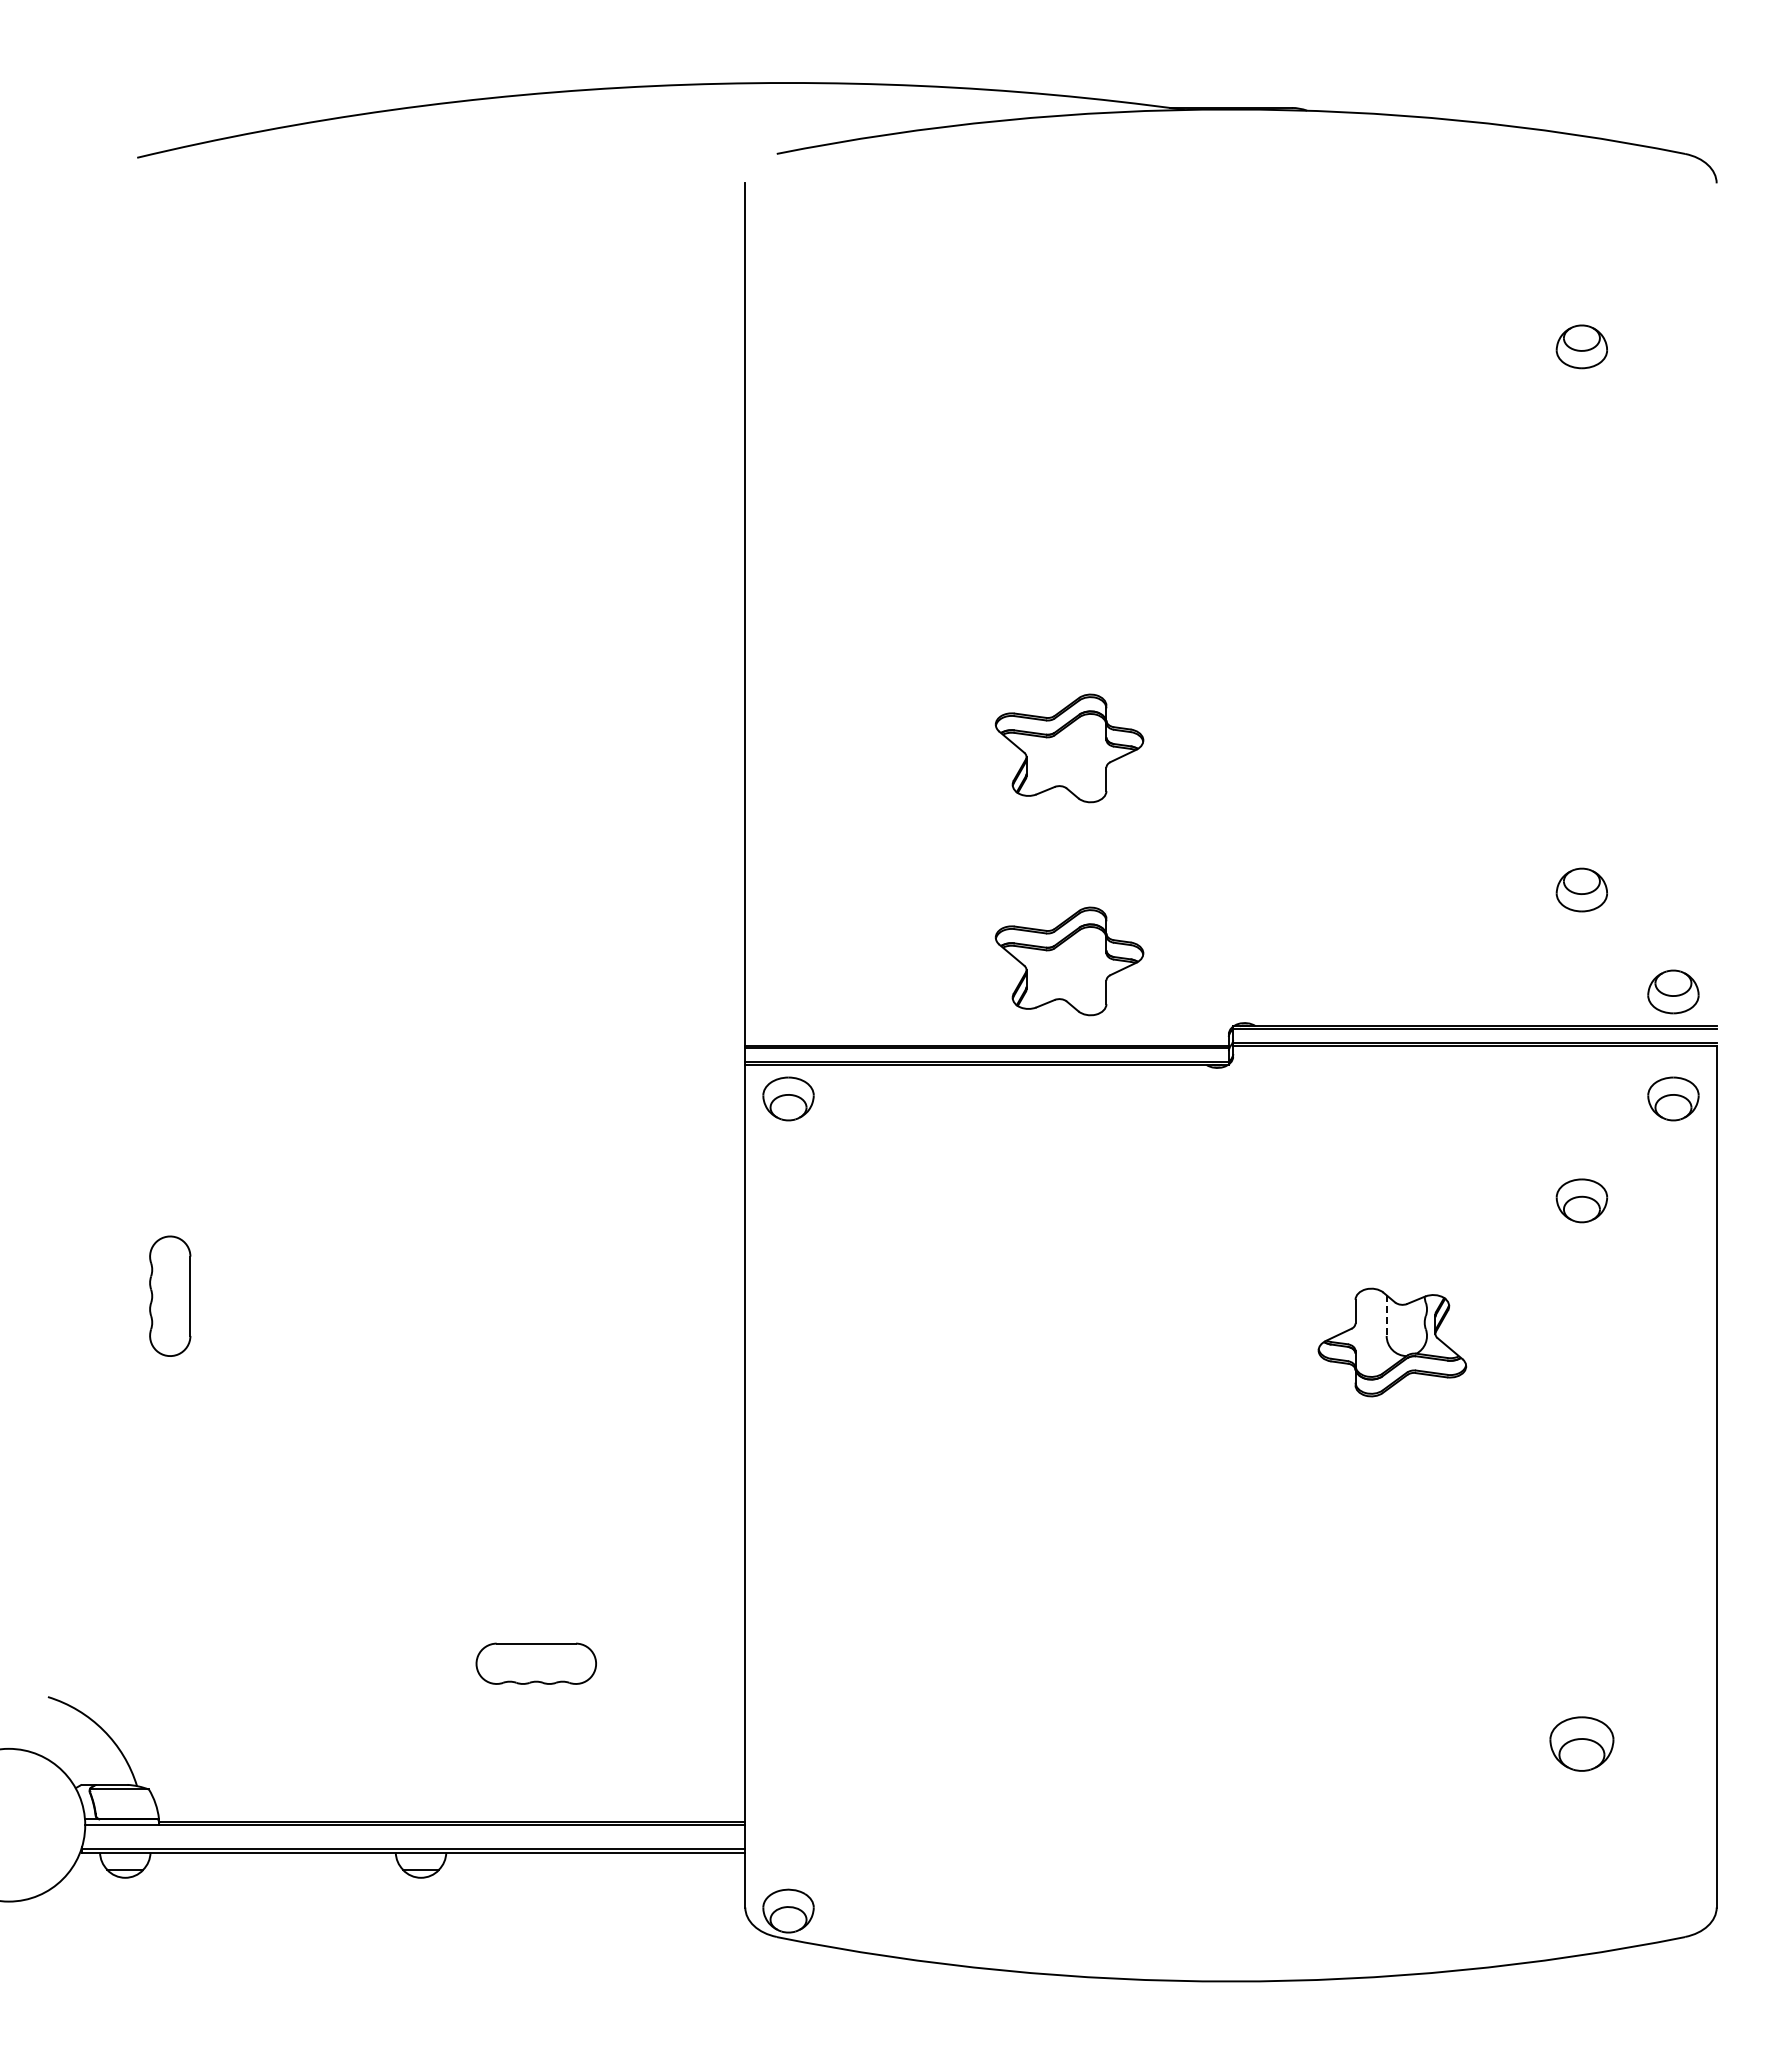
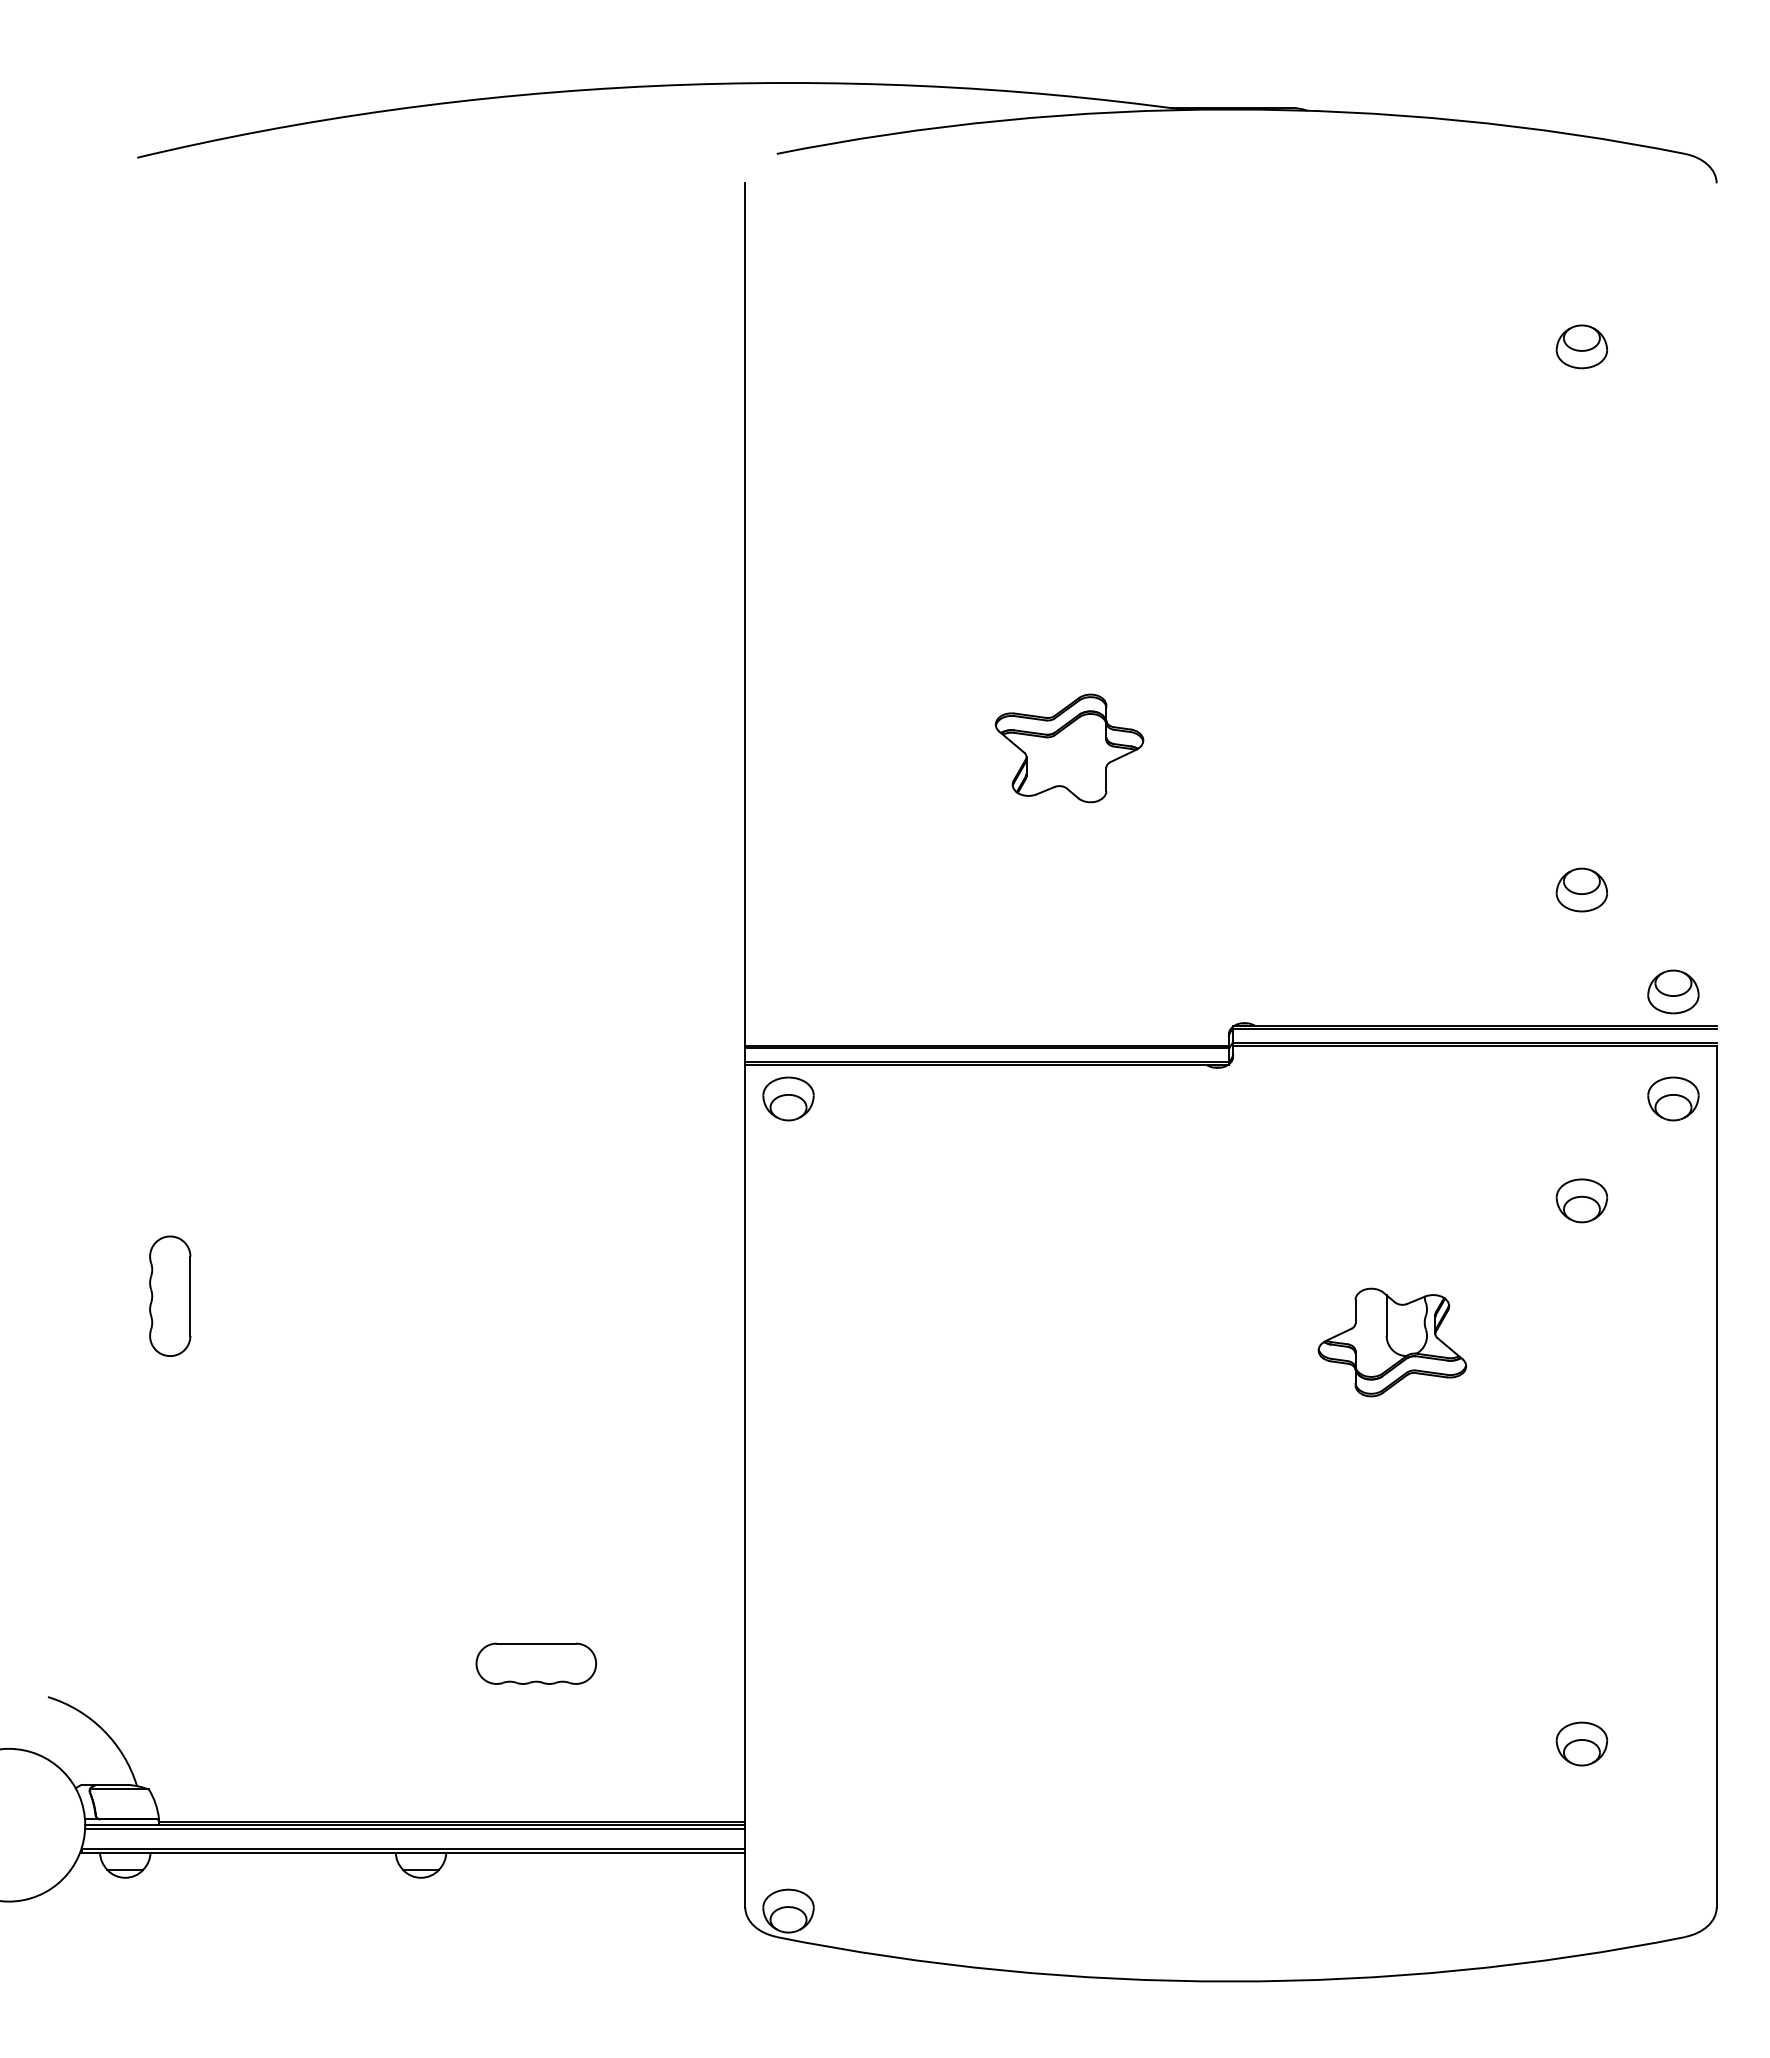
part: present -> none (1069, 961)
line: dashed -> solid (1386, 1316)
part size: 66x56 px -> 54x46 px (1581, 1743)
line: none -> present (415, 1828)
